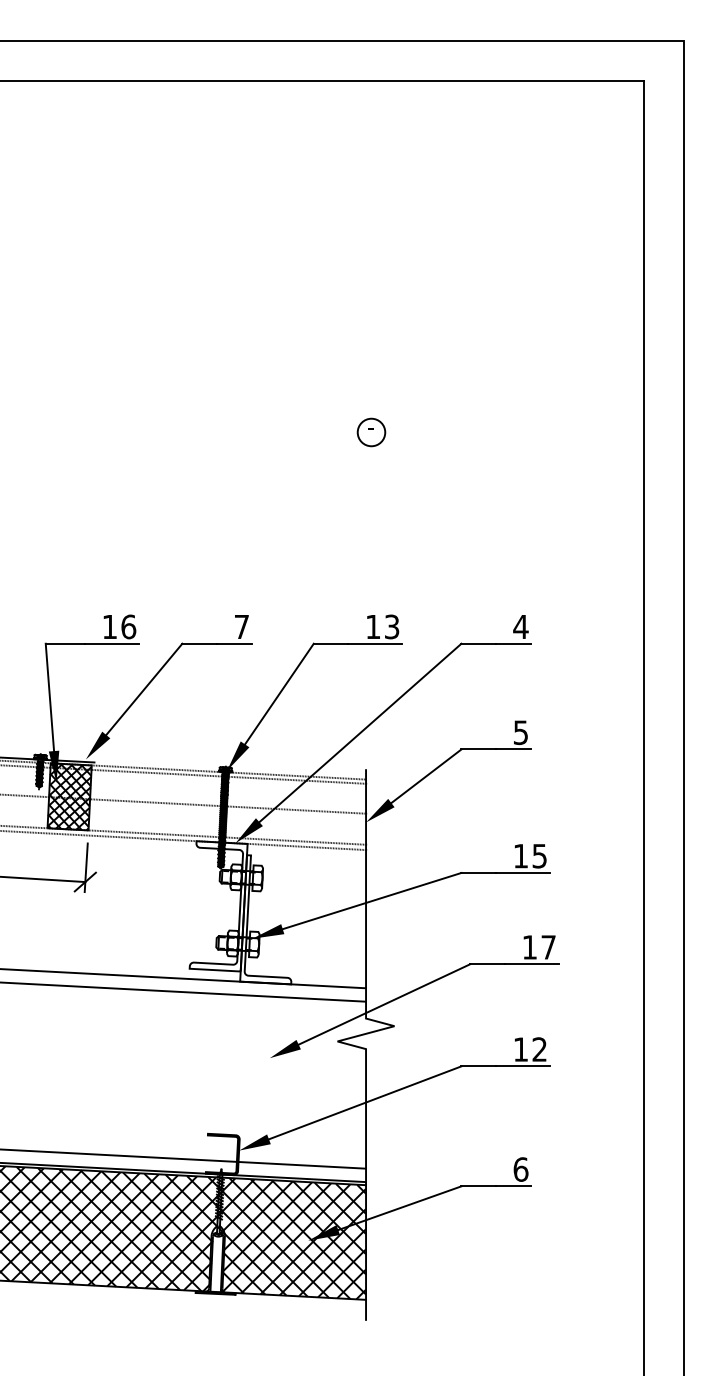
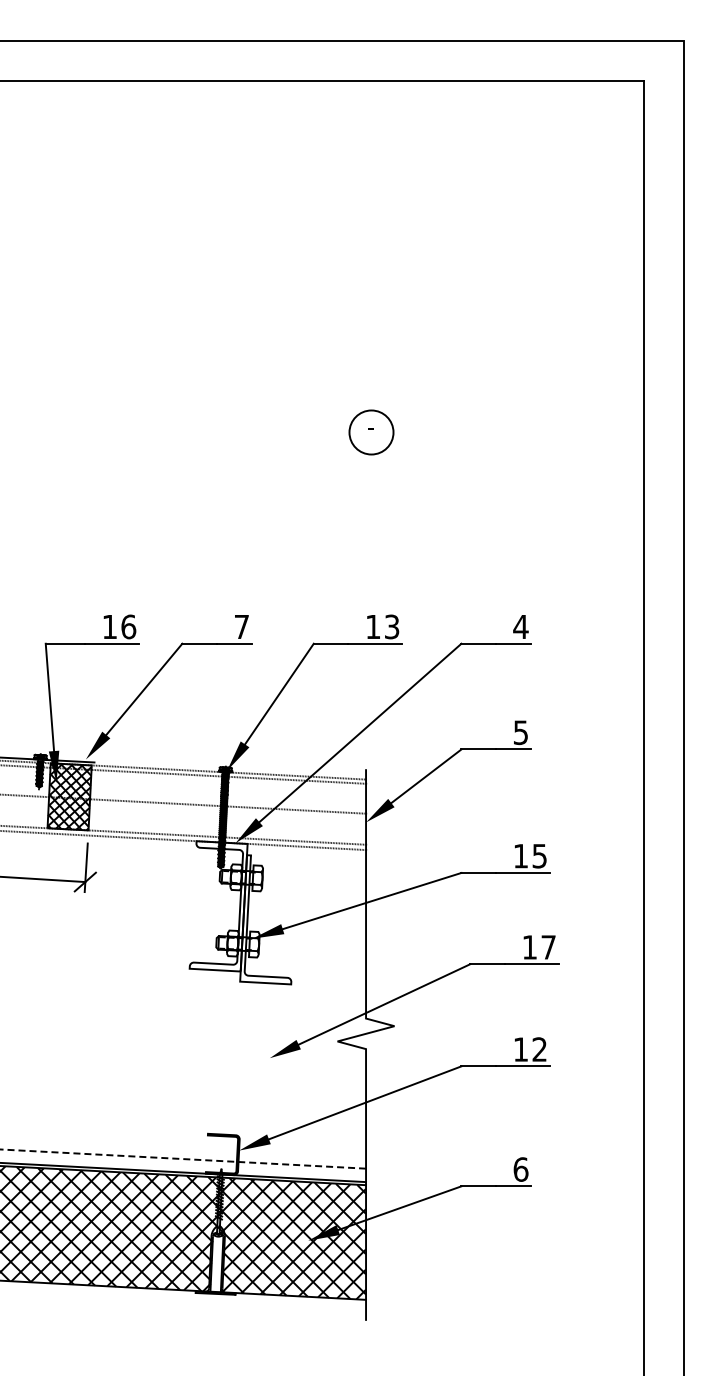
circle diameter: 28 px -> 44 px (371, 432)
line: present -> none (184, 978)
line: present -> none (184, 991)
line: solid -> dashed (183, 1159)
